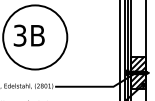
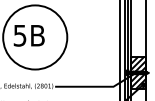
text: 3B -> 5B (20, 34)
